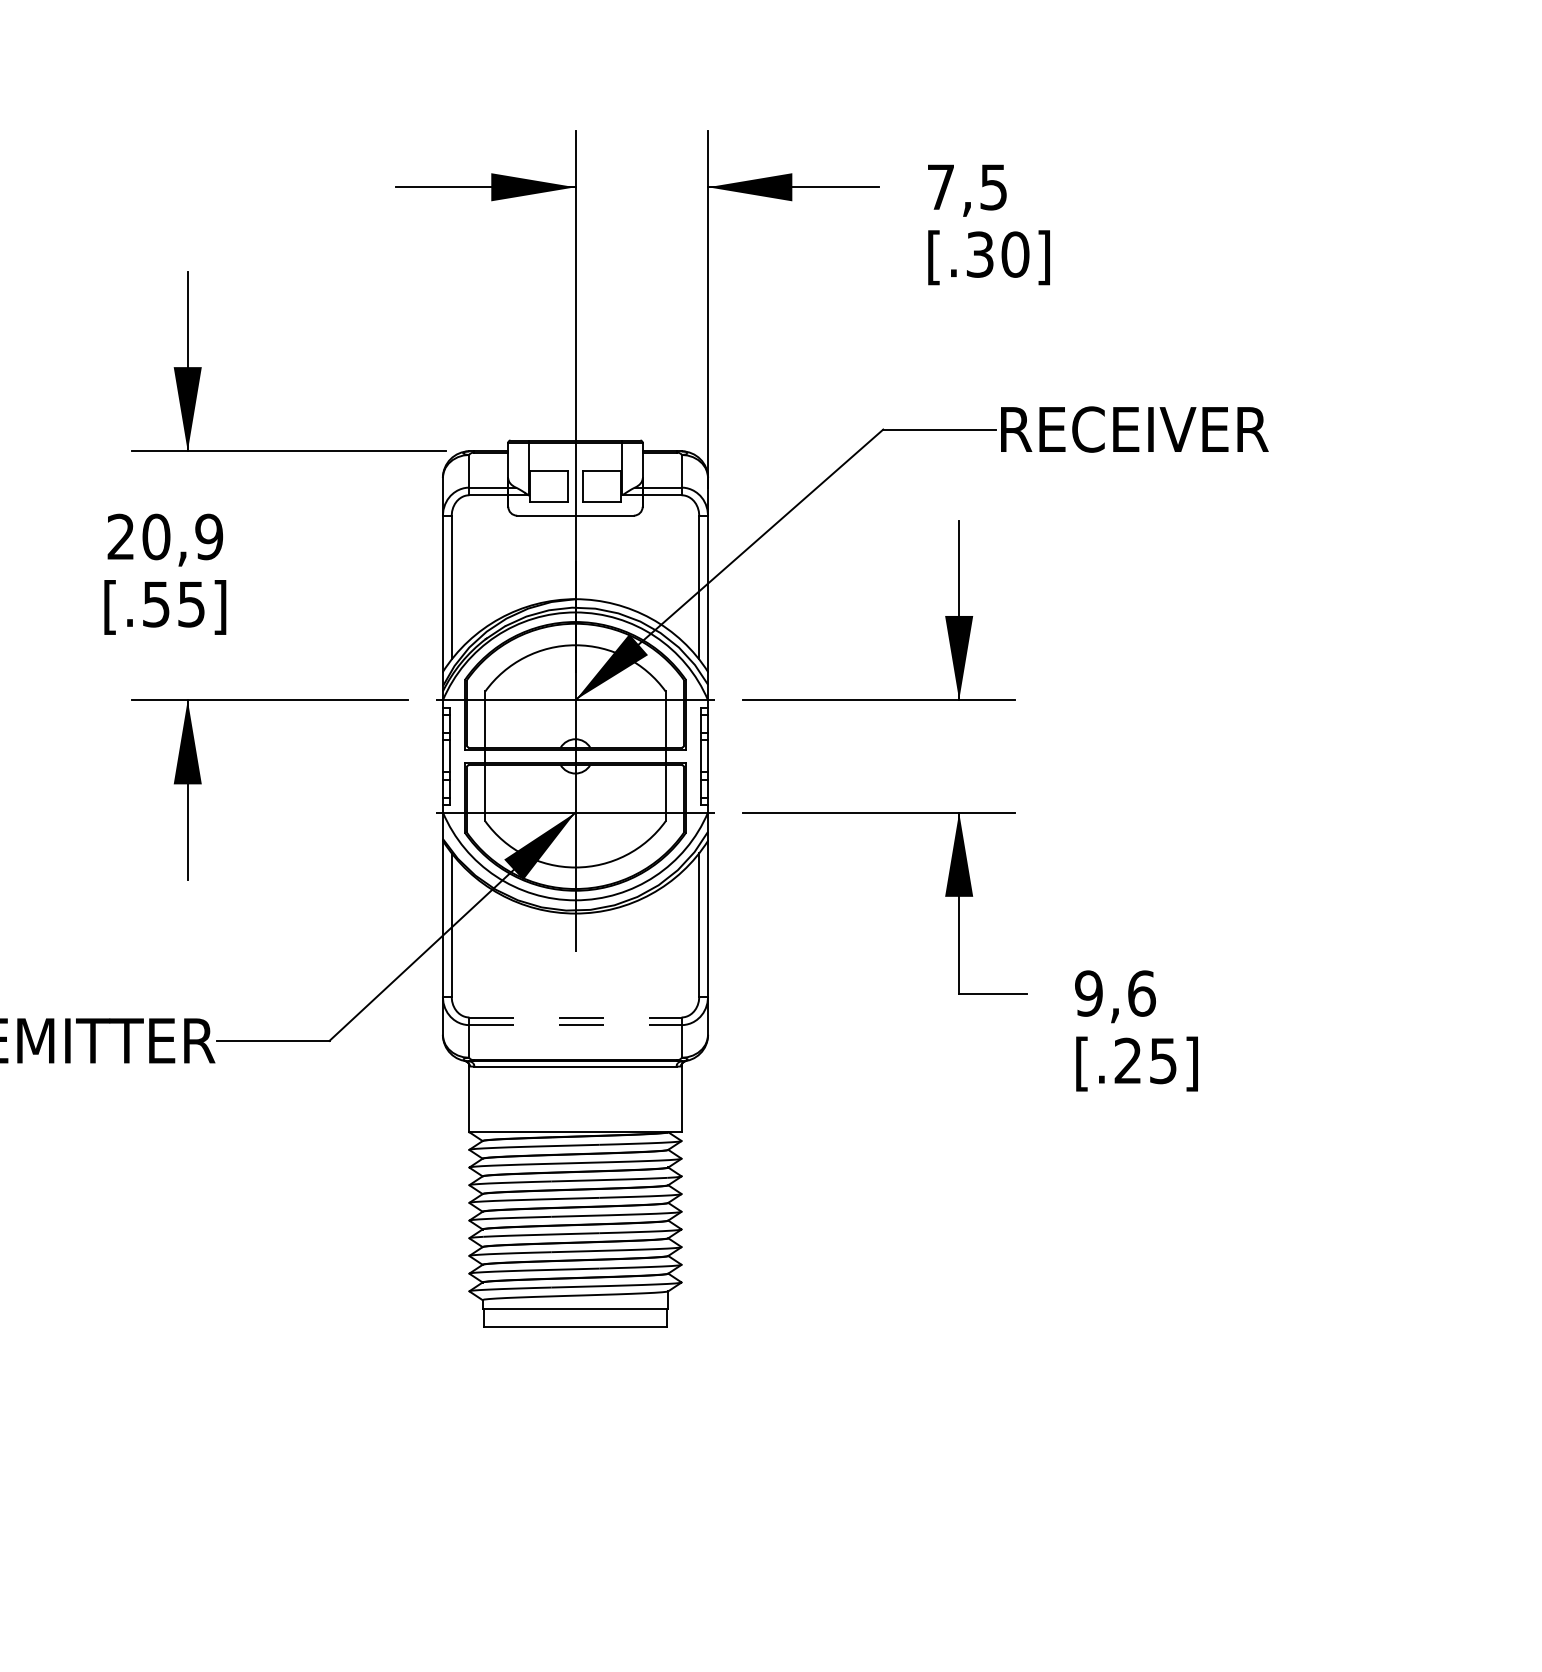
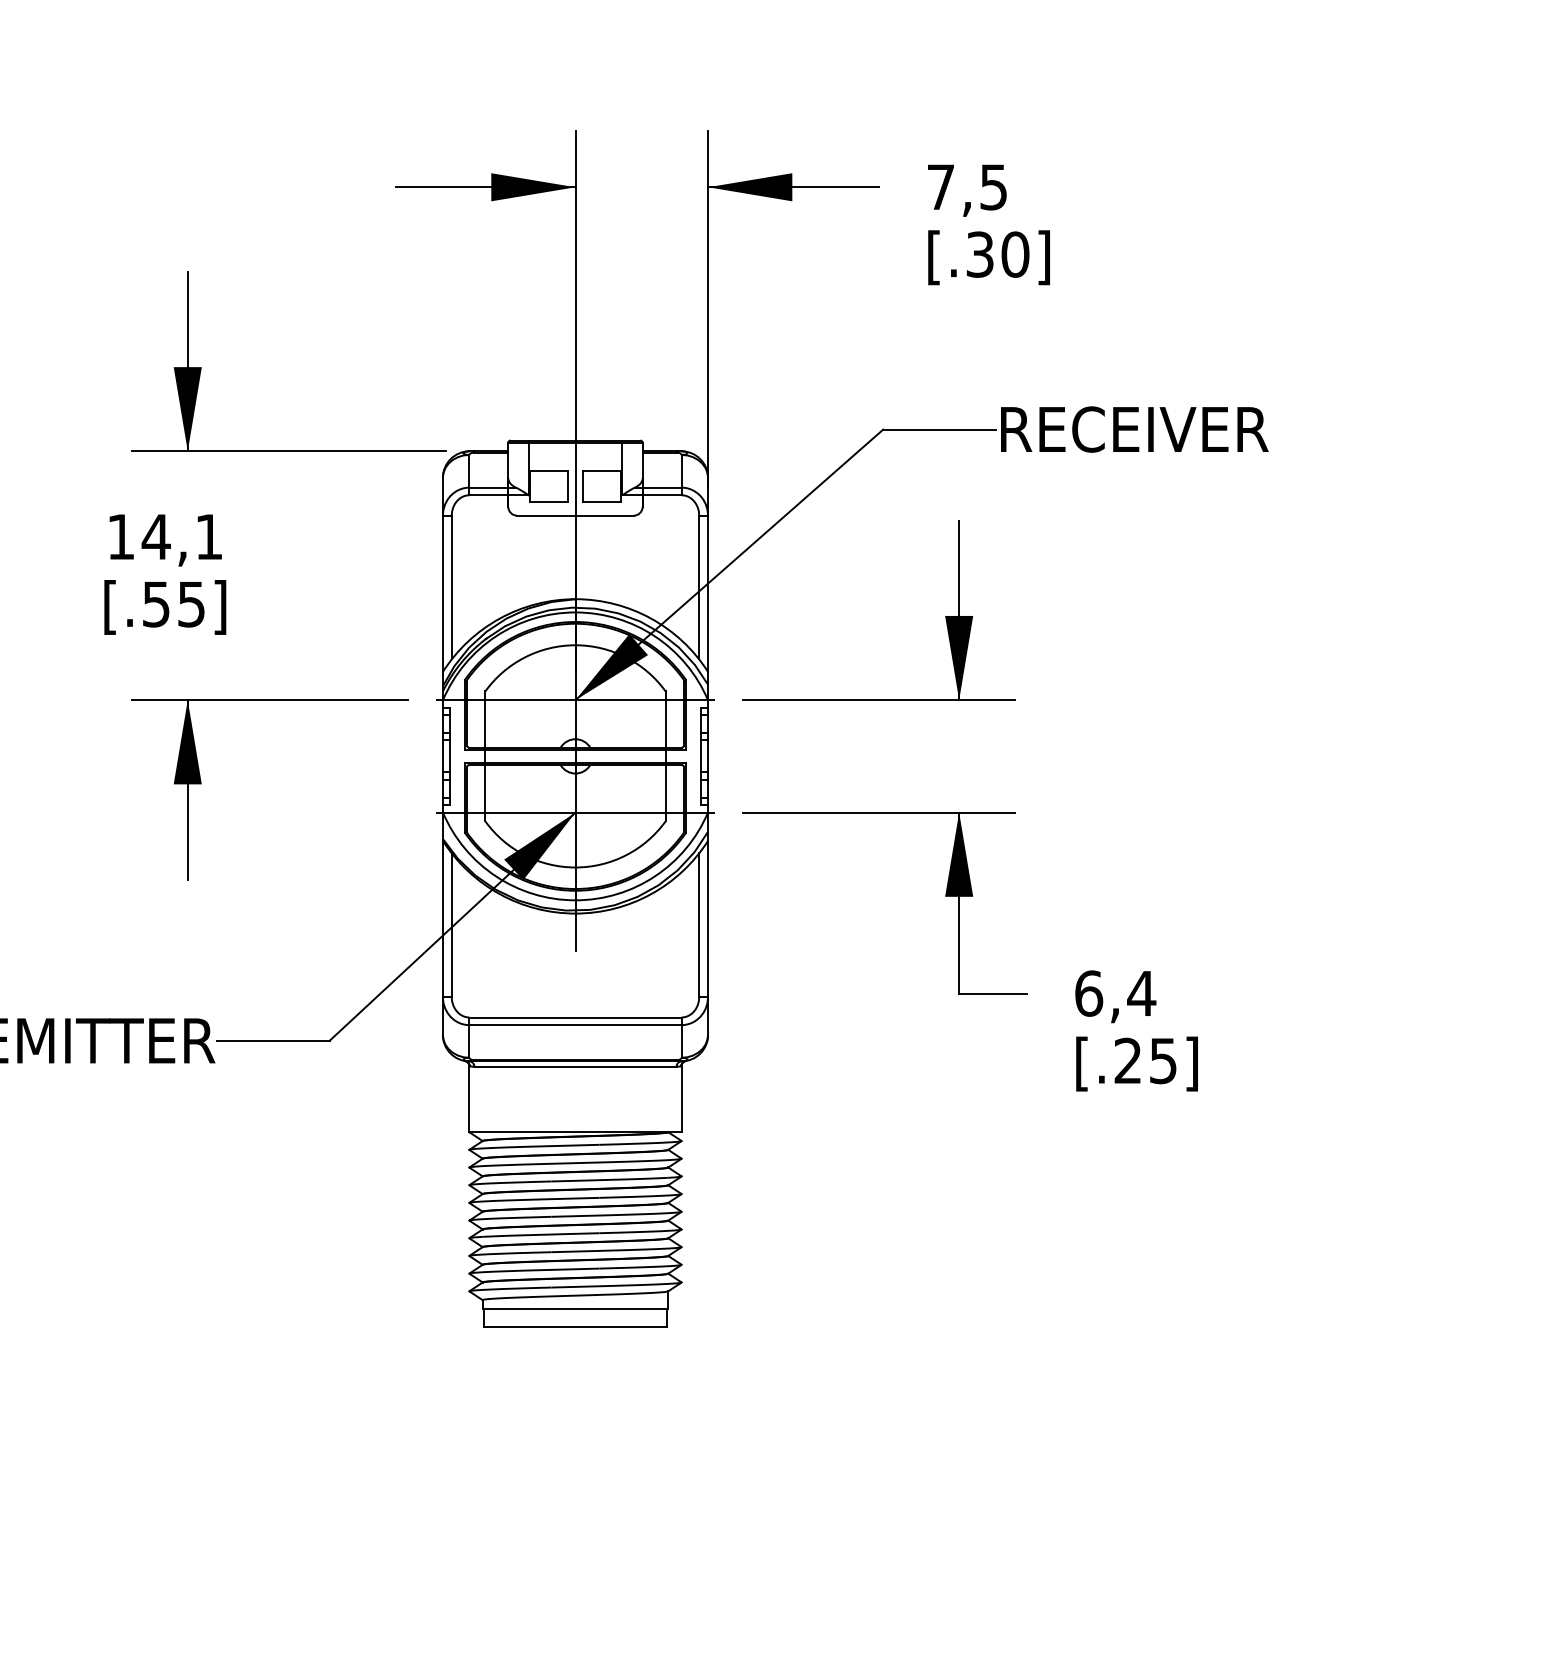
text: 20,9 -> 14,1 (165, 536)
text: 9,6 -> 6,4 (1115, 993)
line: dashed -> solid (575, 1017)
line: dashed -> solid (575, 1025)
